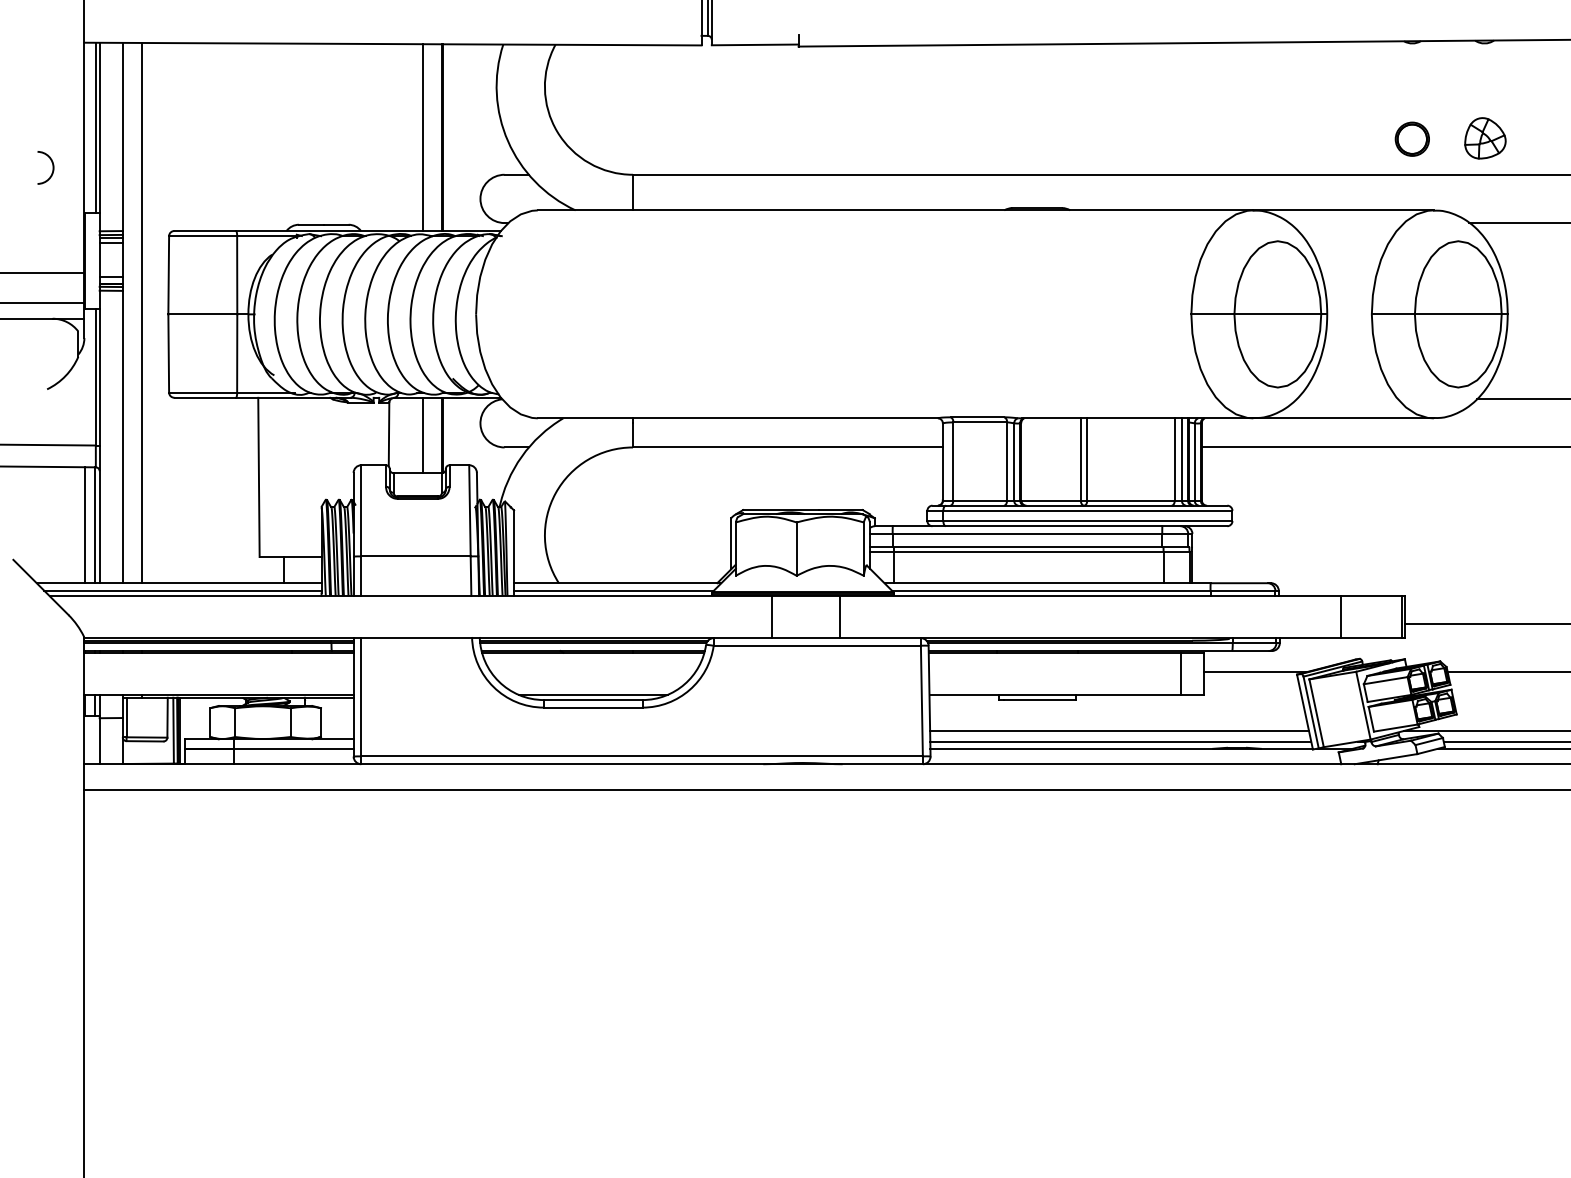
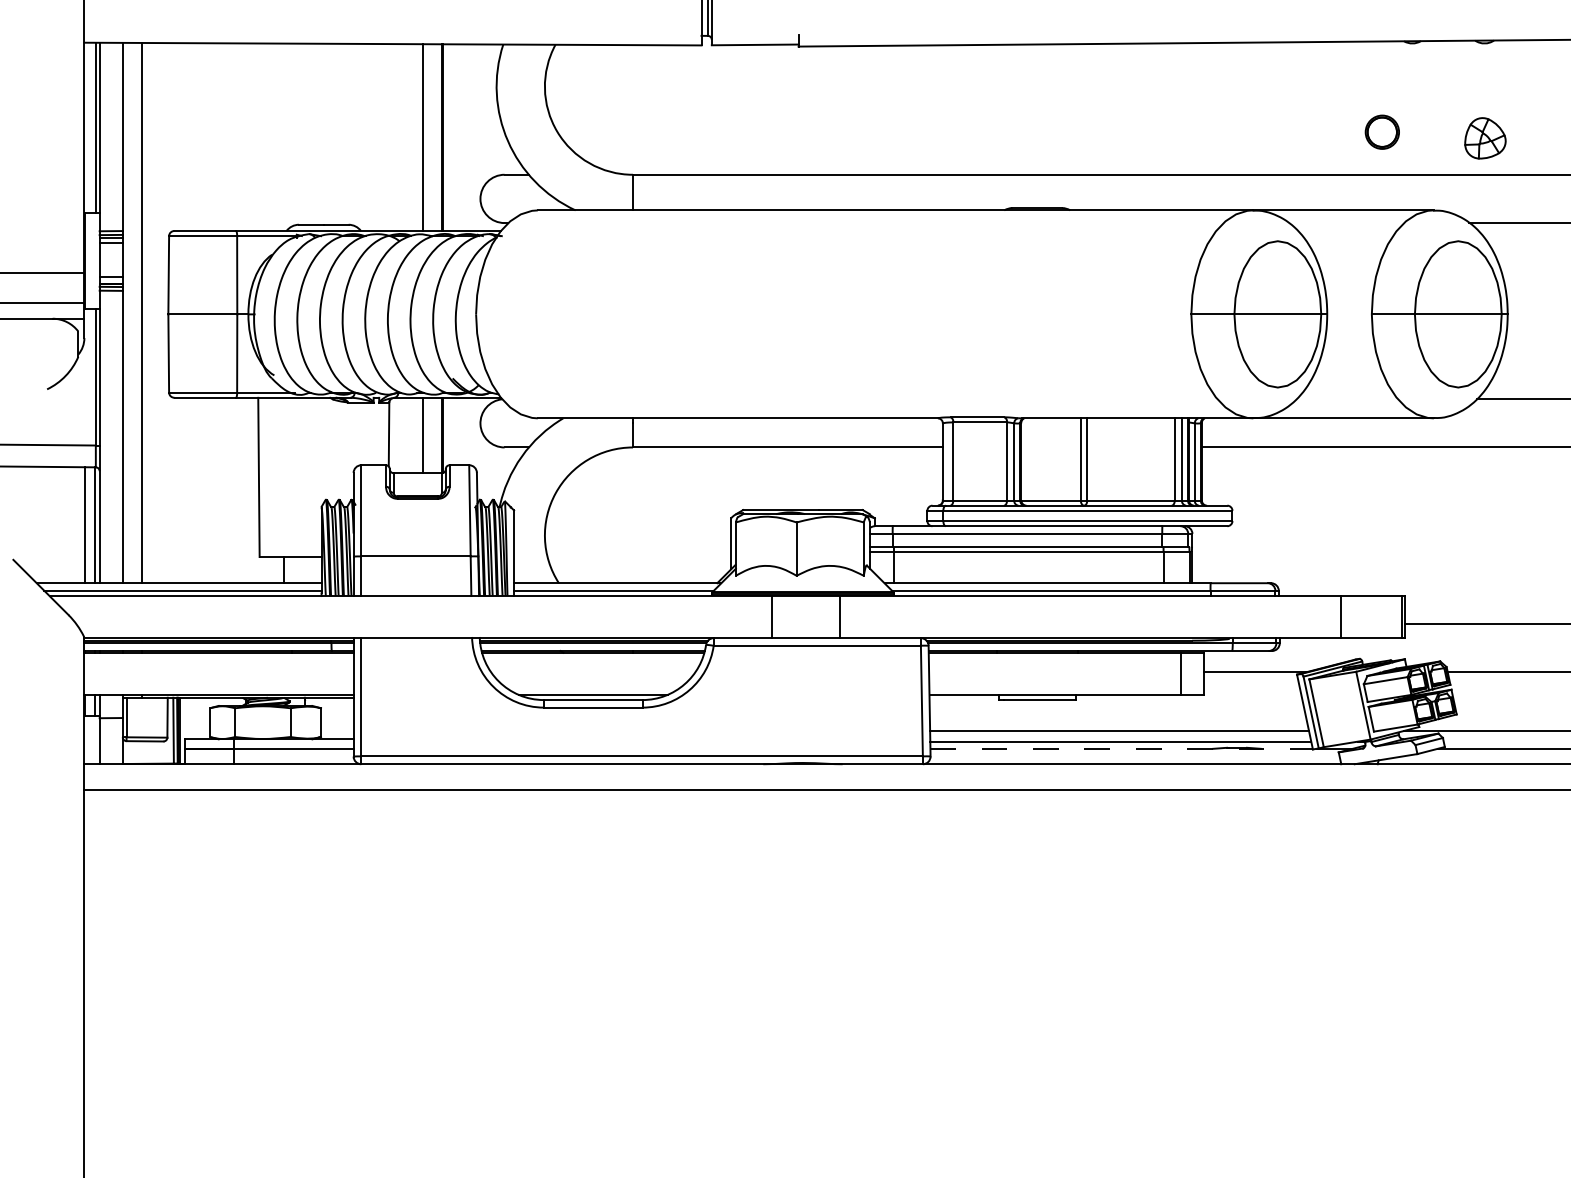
part position: (1411, 138) -> (1381, 131) (1381, 131)
arc: present -> none (52, 167)
line: present -> none (1505, 741)
line: solid -> dashed (1122, 748)
